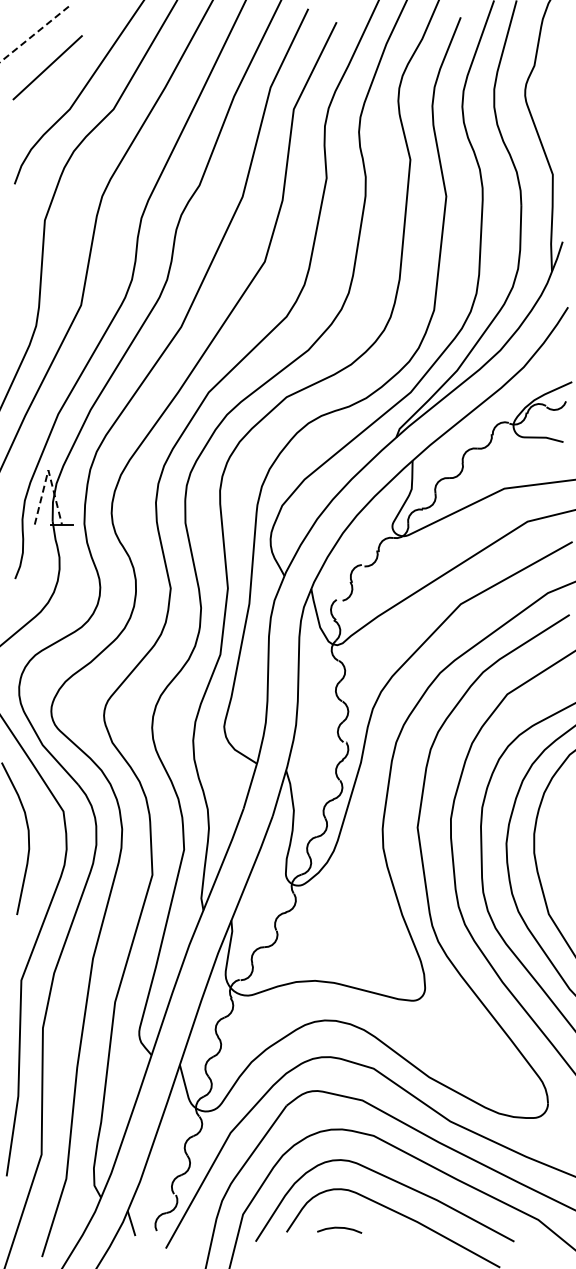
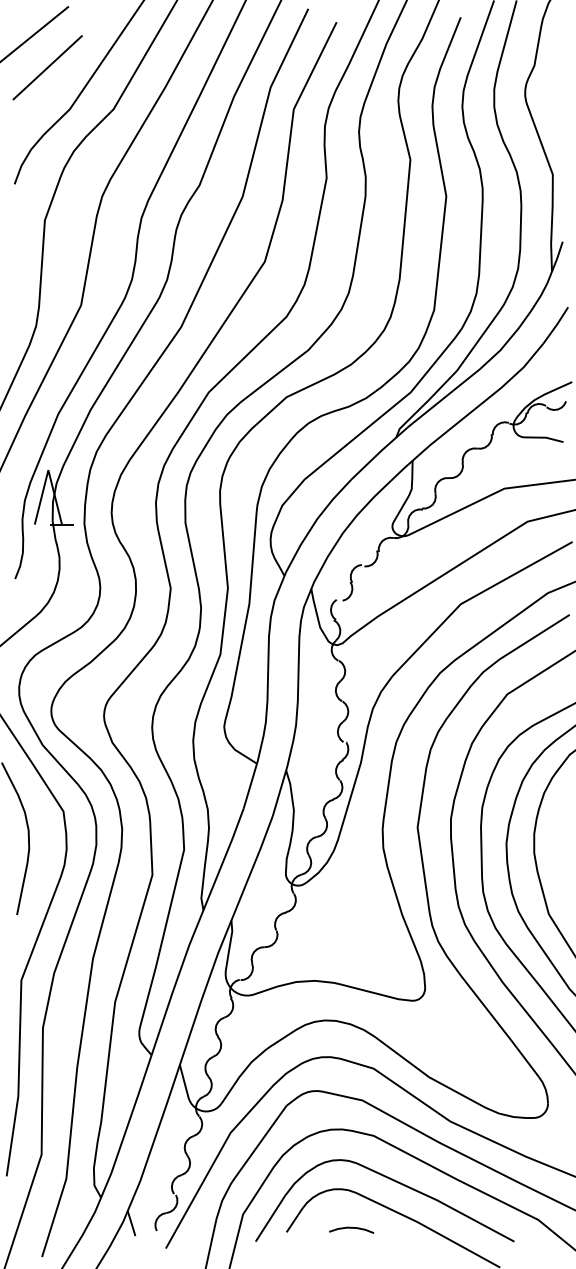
line: dashed -> solid (34, 34)
line: dashed -> solid (48, 470)
curve position: (339, 1228) -> (351, 1228) (351, 1228)
